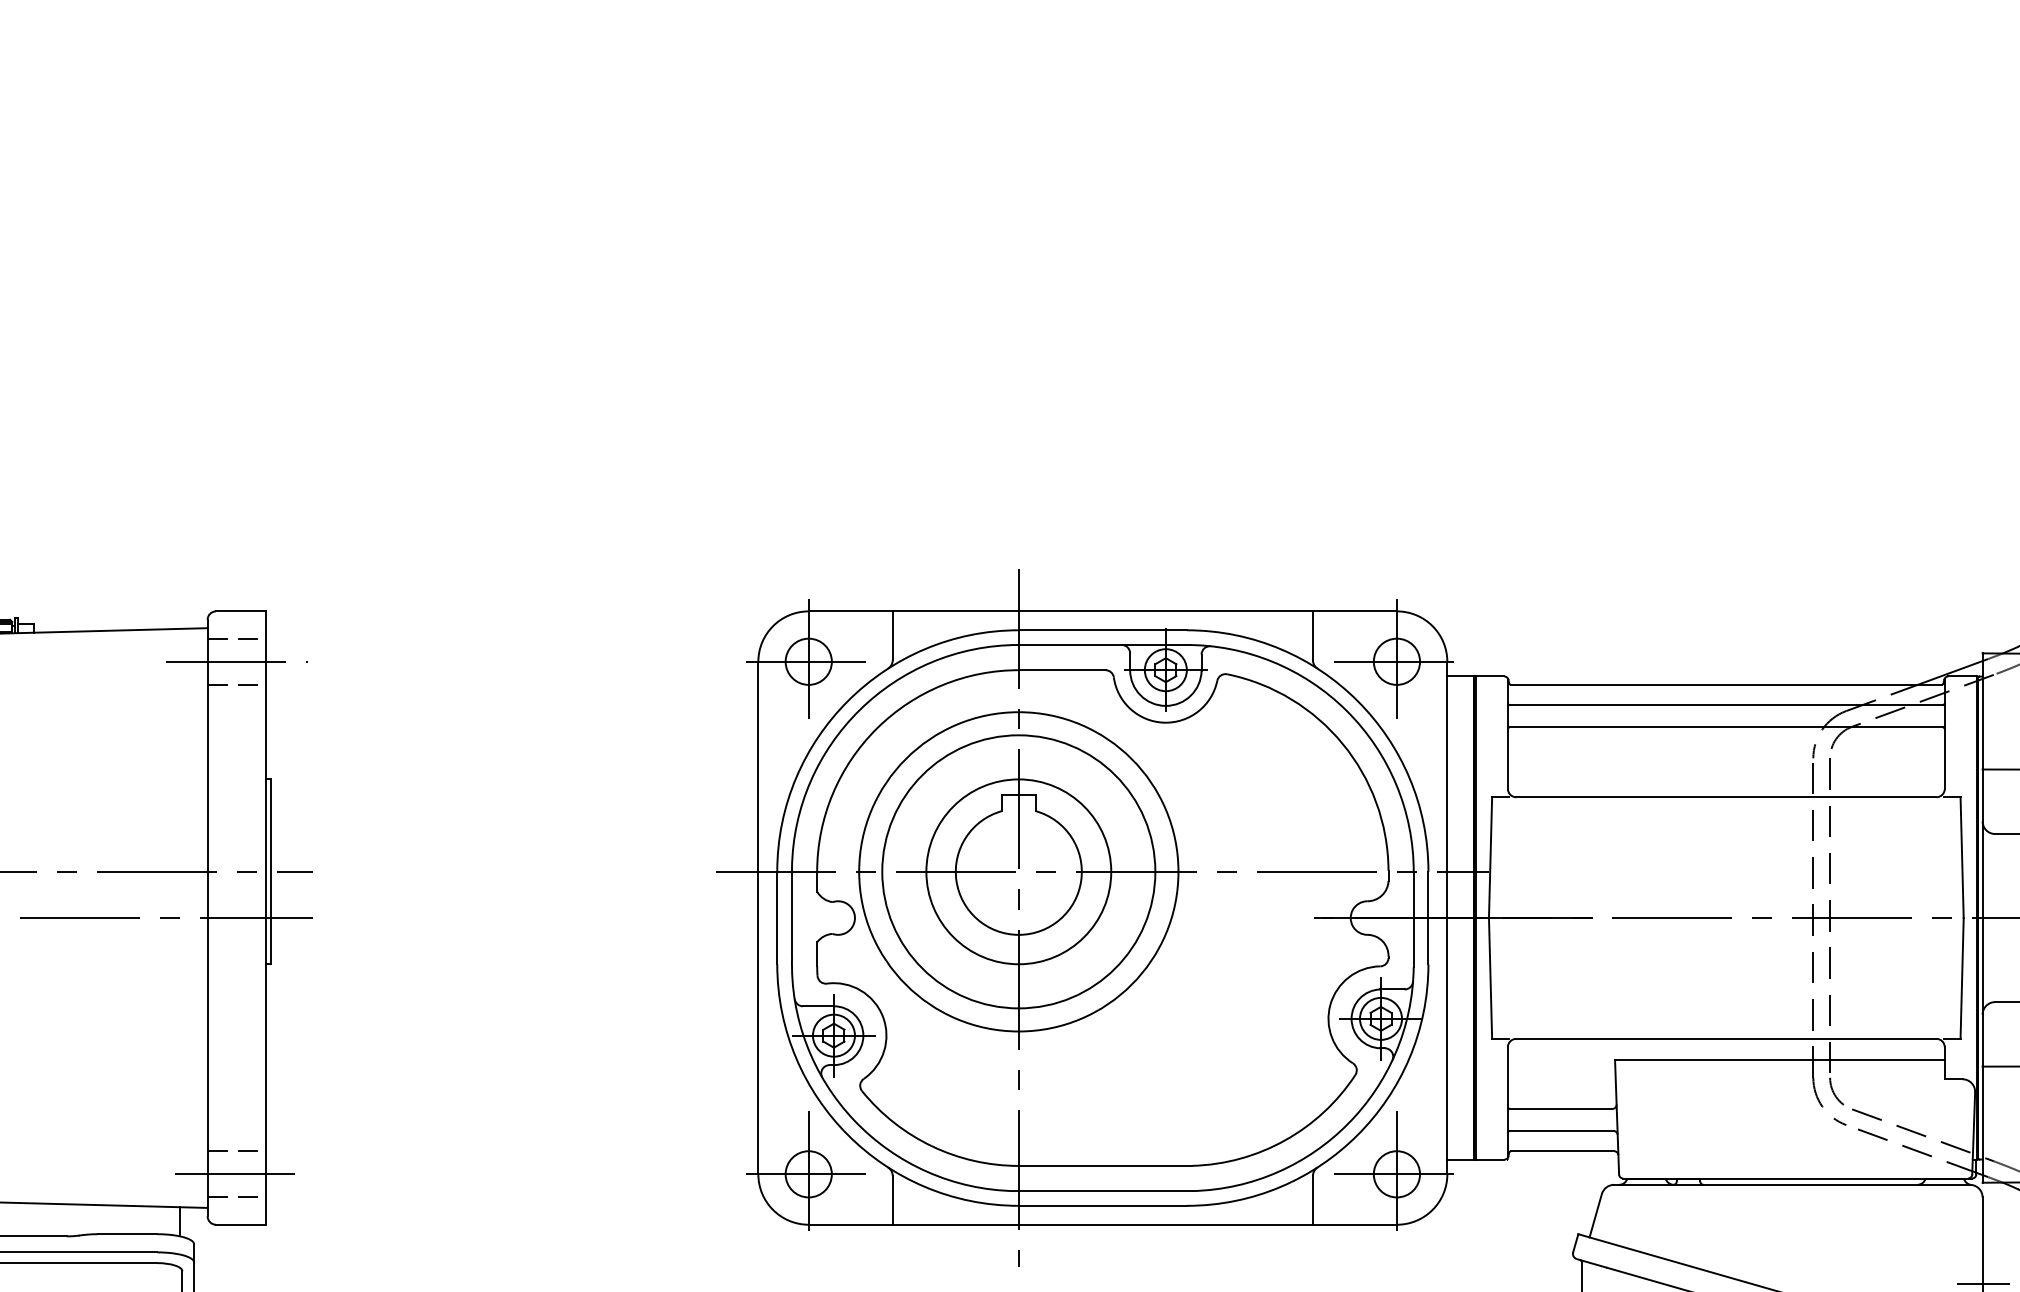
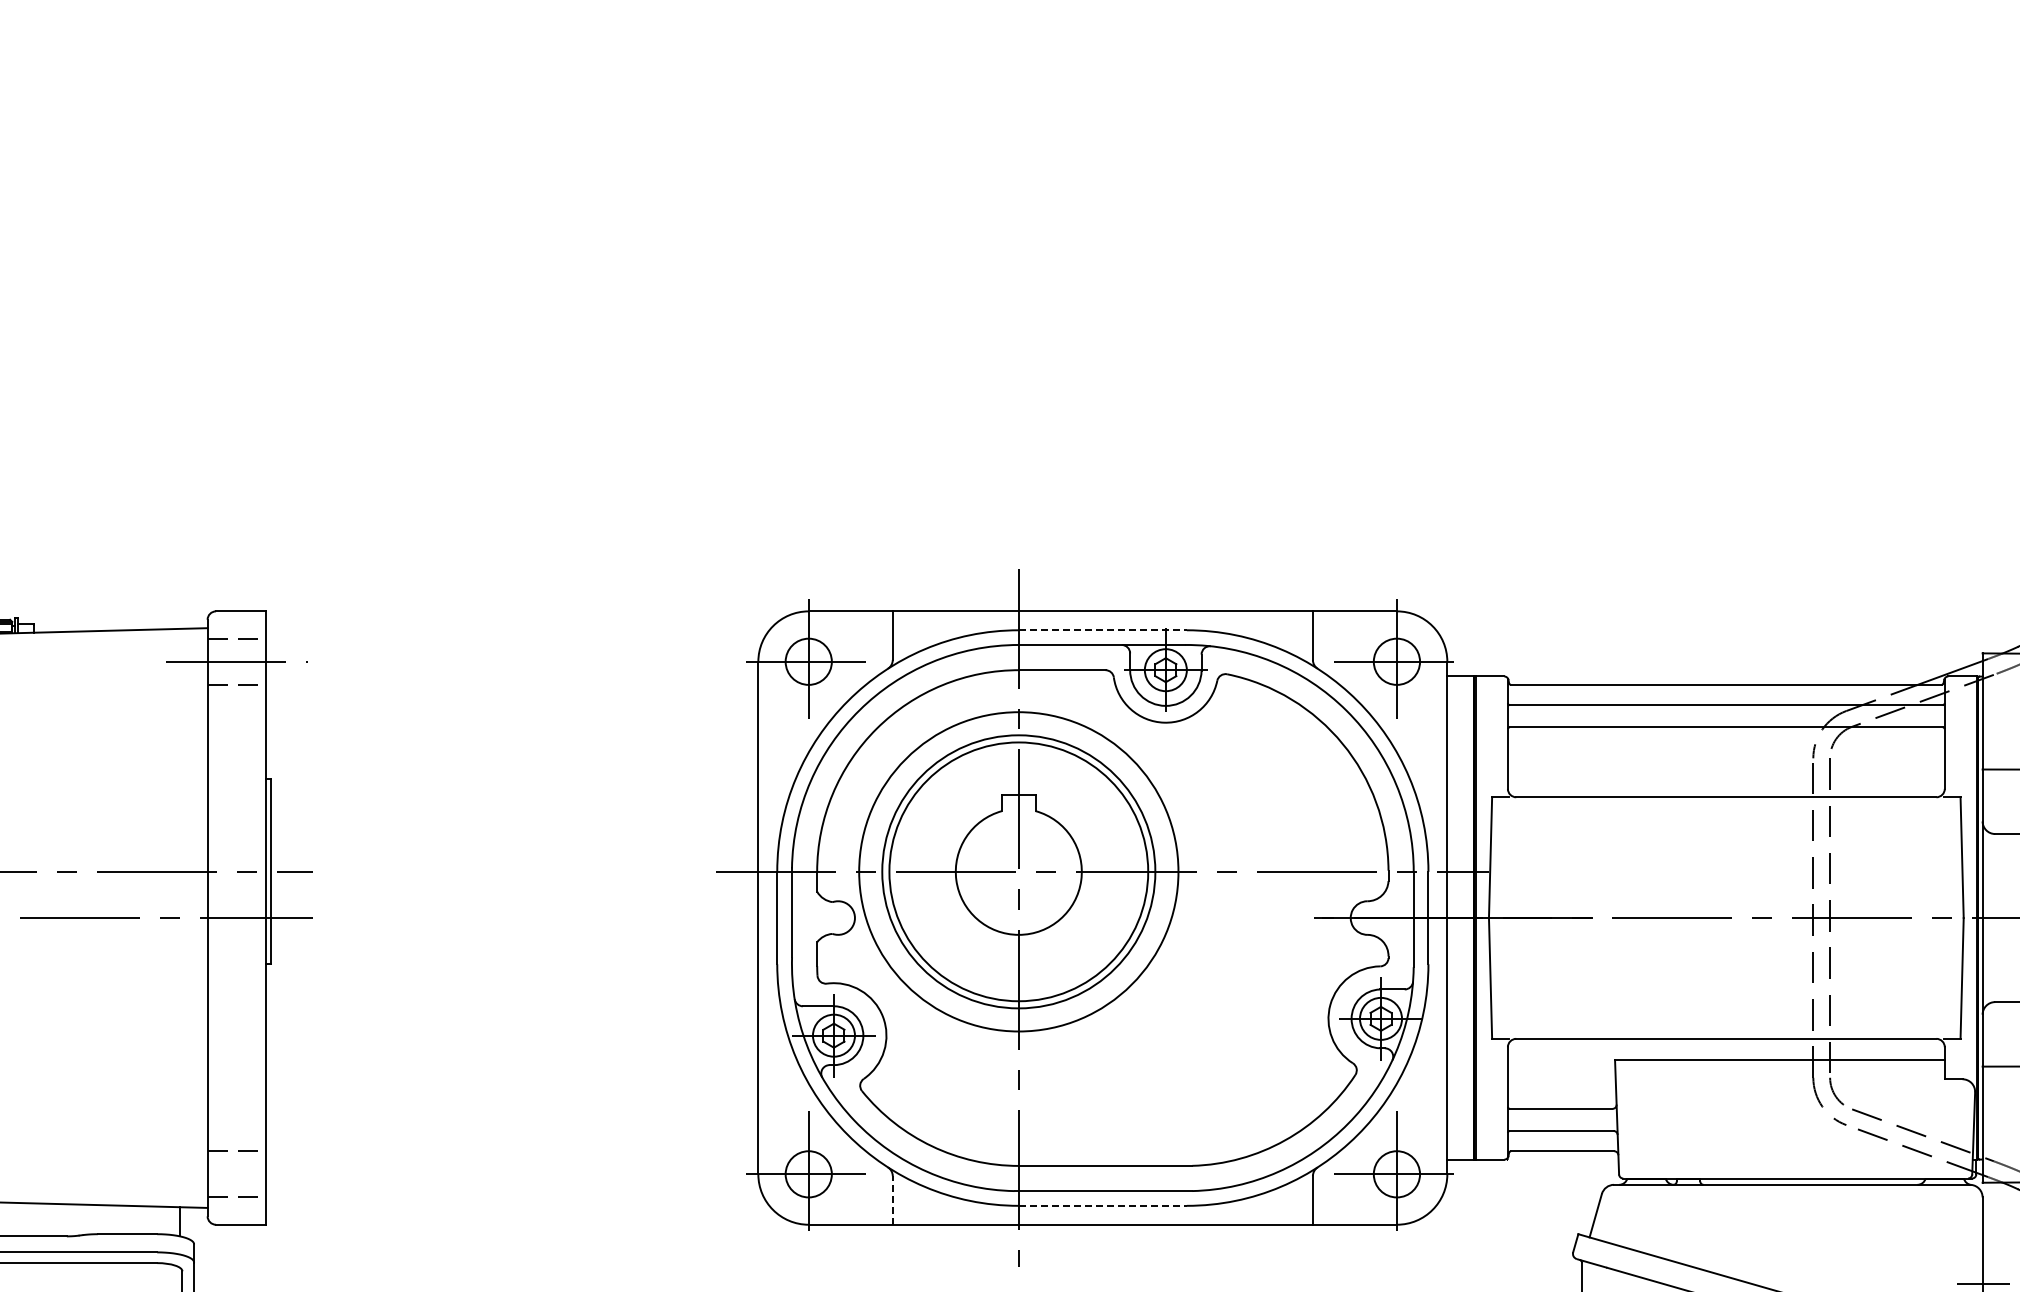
line: solid -> dashed (1103, 630)
circle diameter: 185 px -> 259 px (1018, 871)
line: present -> none (238, 1174)
line: solid -> dashed (892, 1199)
line: solid -> dashed (1103, 1205)
